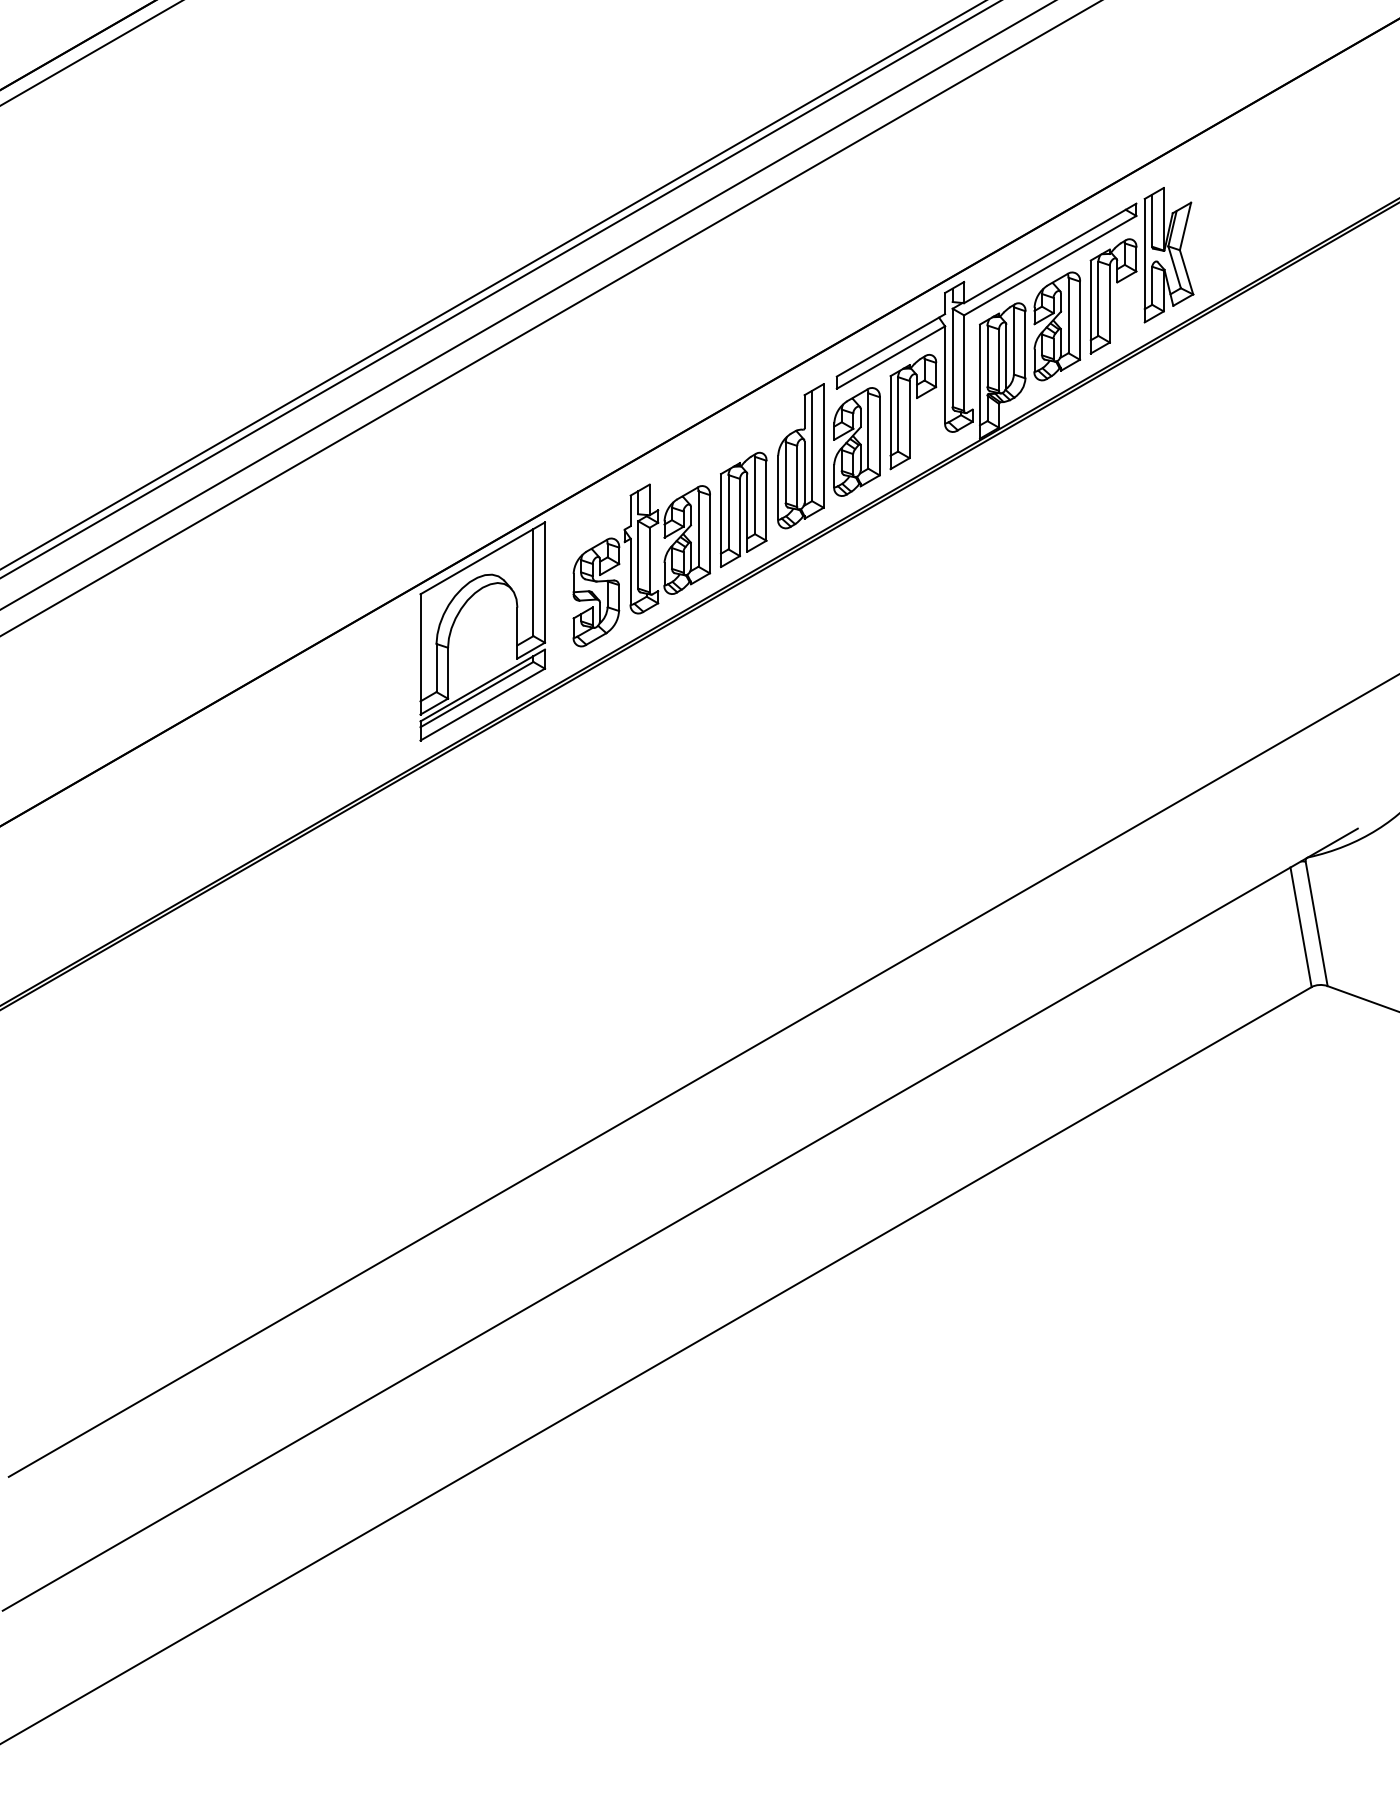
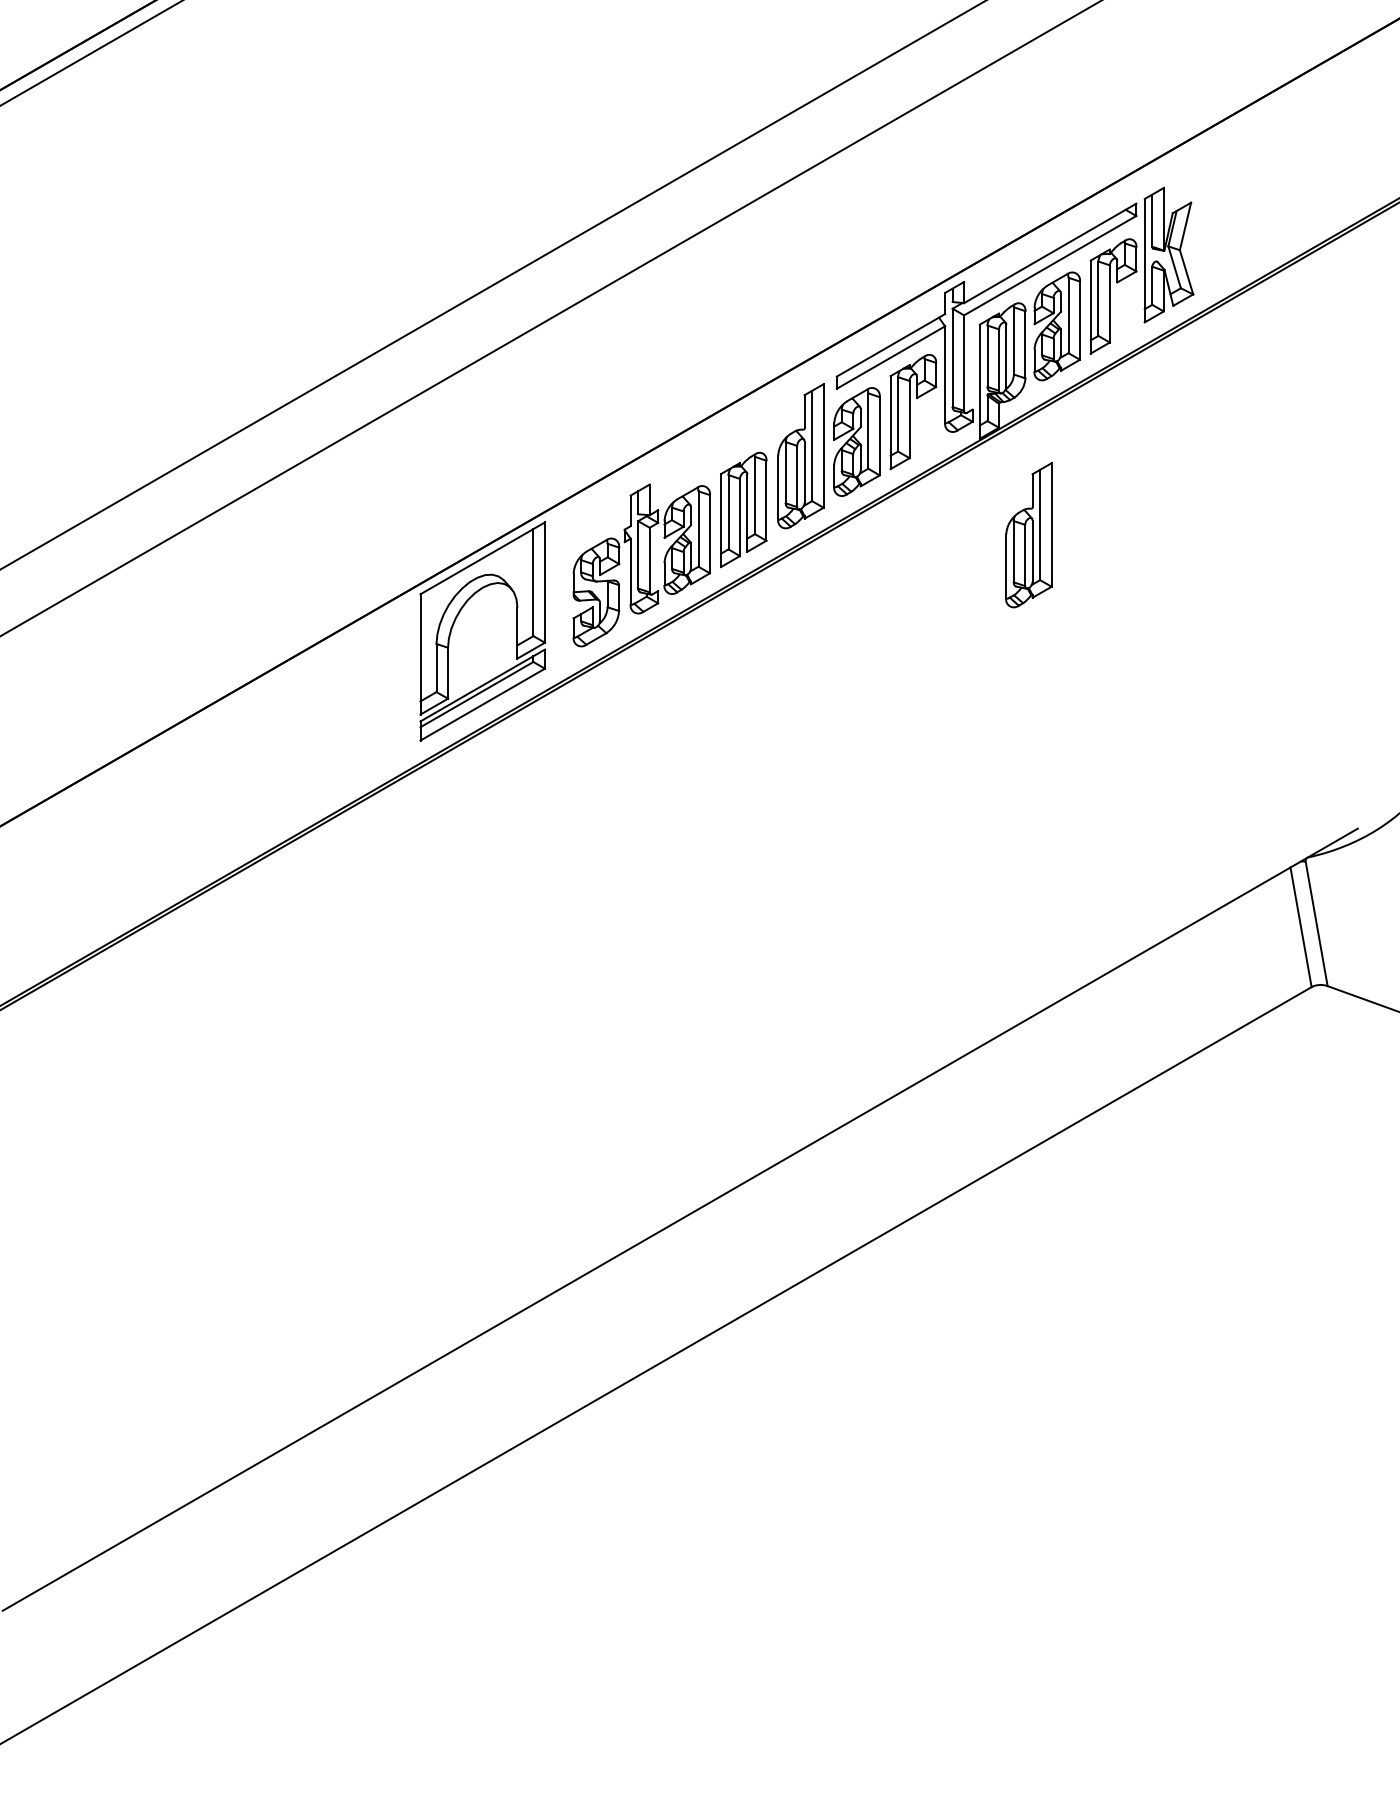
line: present -> none (500, 289)
line: present -> none (527, 305)
part: none -> present (1028, 535)
line: present -> none (702, 1076)
